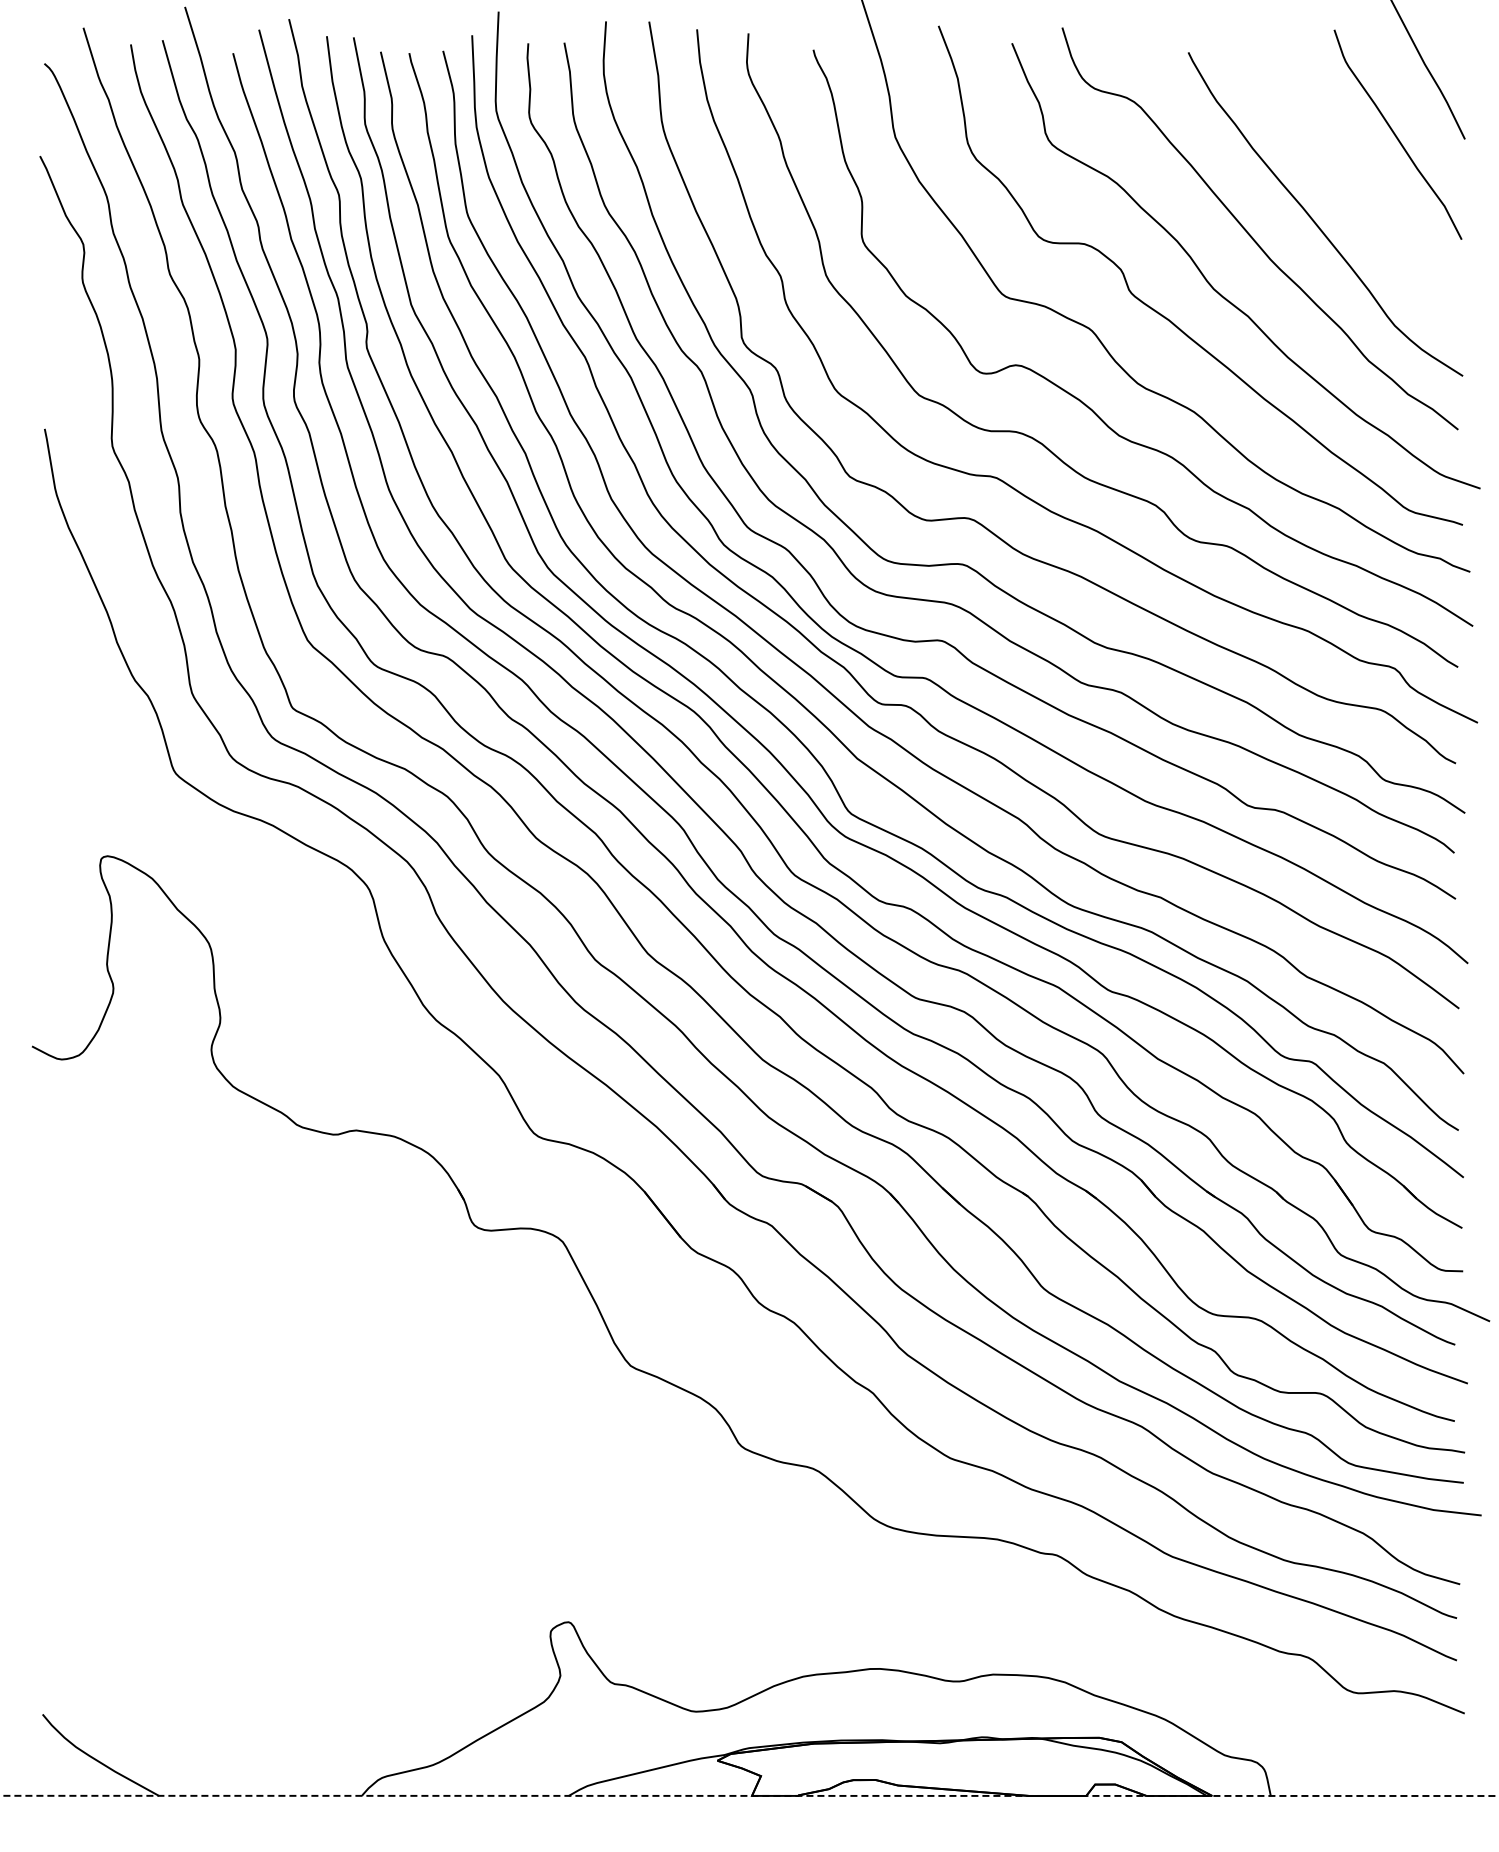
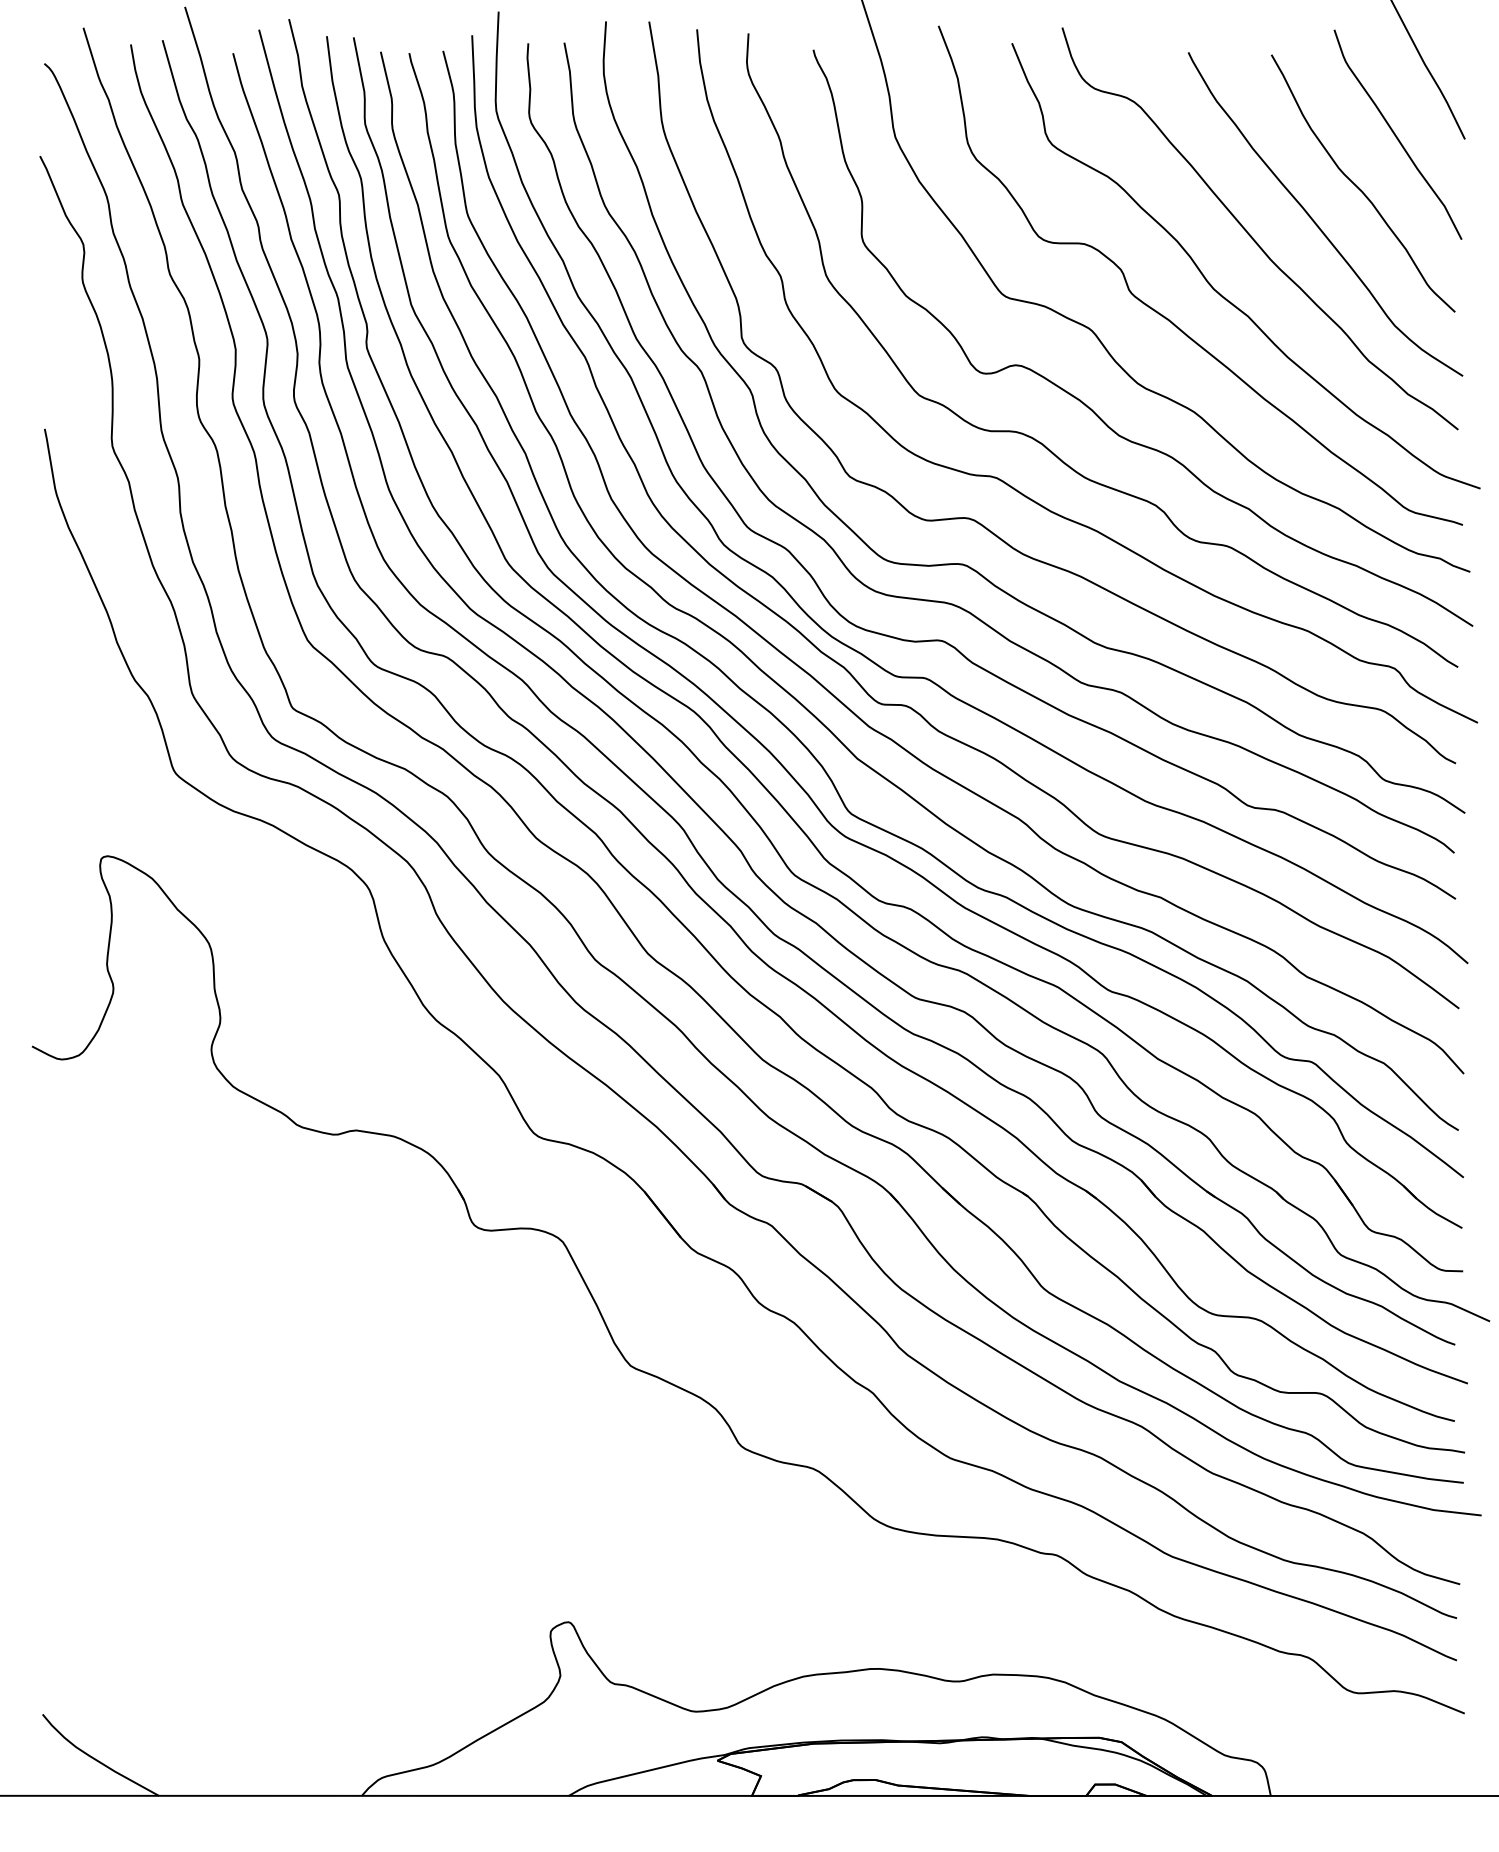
curve: none -> present (1359, 187)
line: dashed -> solid (749, 1795)
